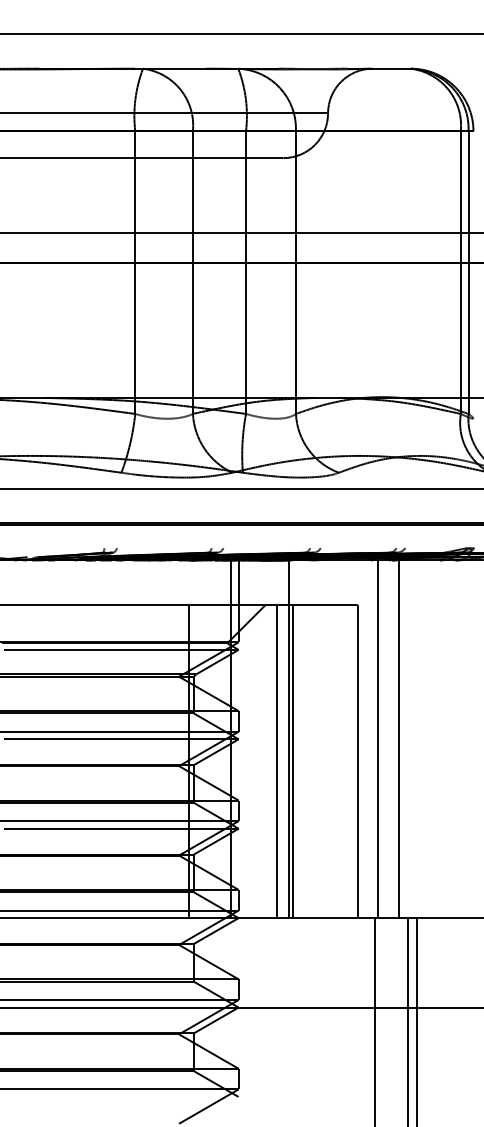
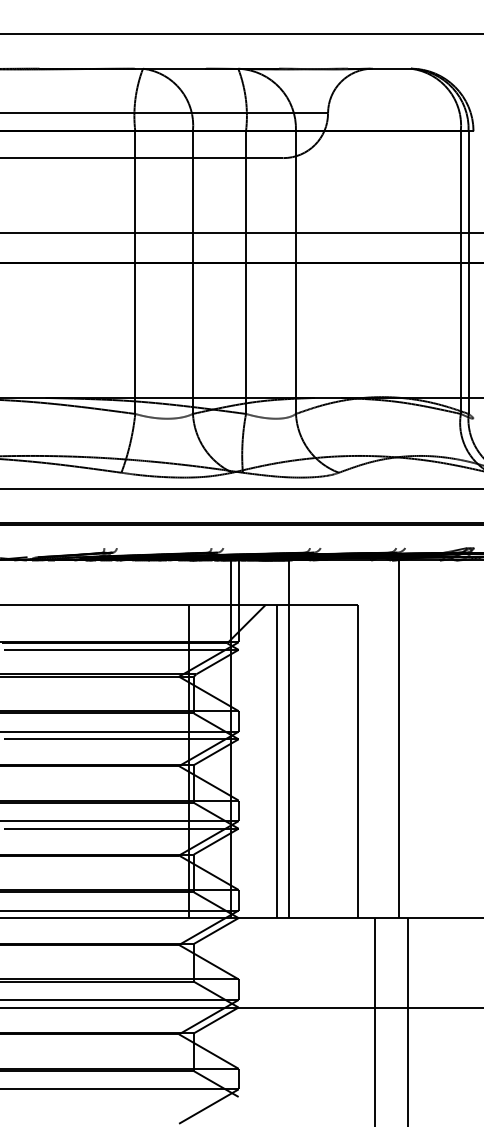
line: present -> none (378, 739)
line: present -> none (292, 761)
line: present -> none (417, 1020)
